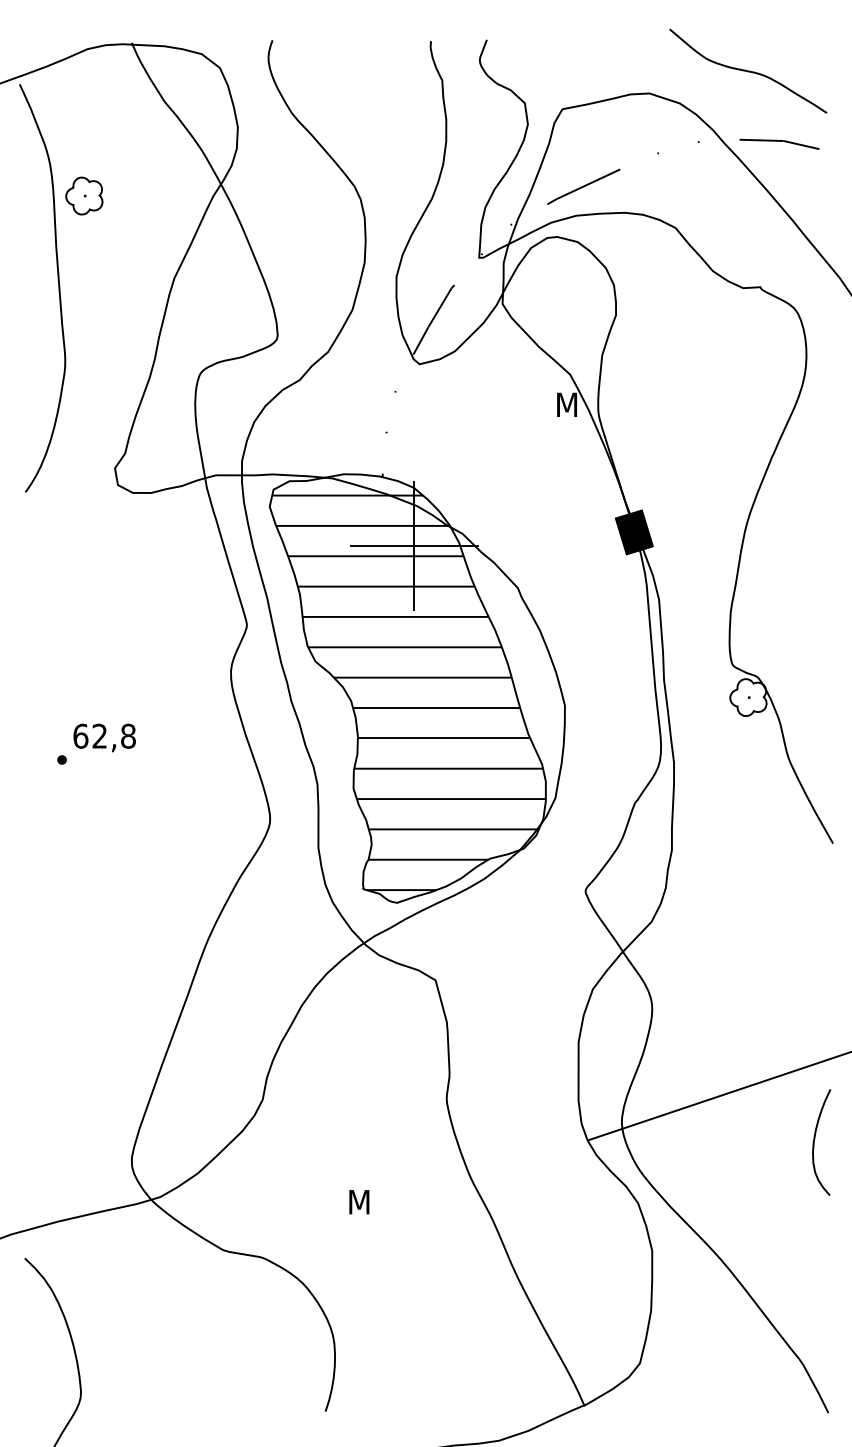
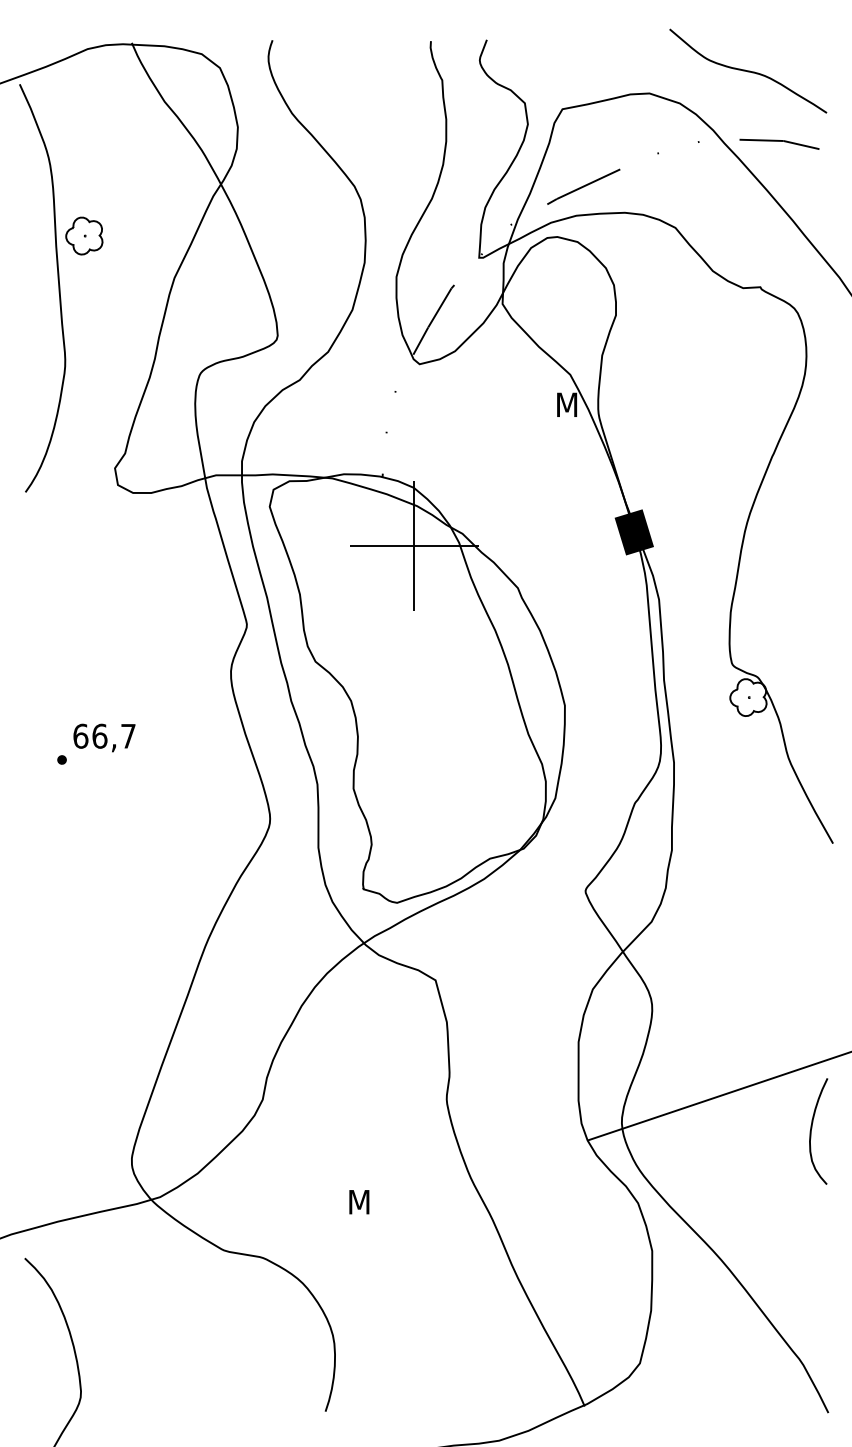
part position: (84, 195) -> (84, 235) (84, 235)
hatch: present -> none (408, 692)
text: 62,8 -> 66,7 (113, 735)
curve position: (815, 1139) -> (812, 1128) (812, 1128)
